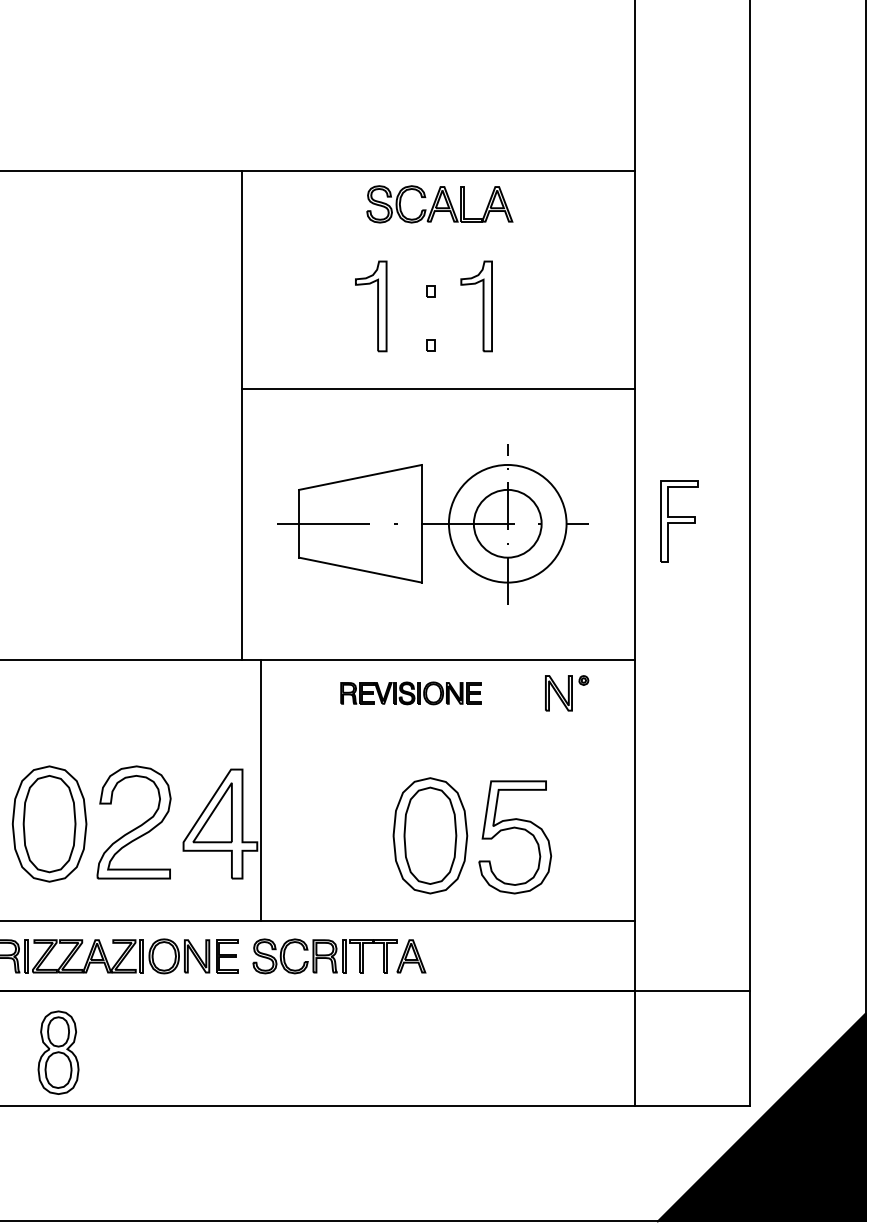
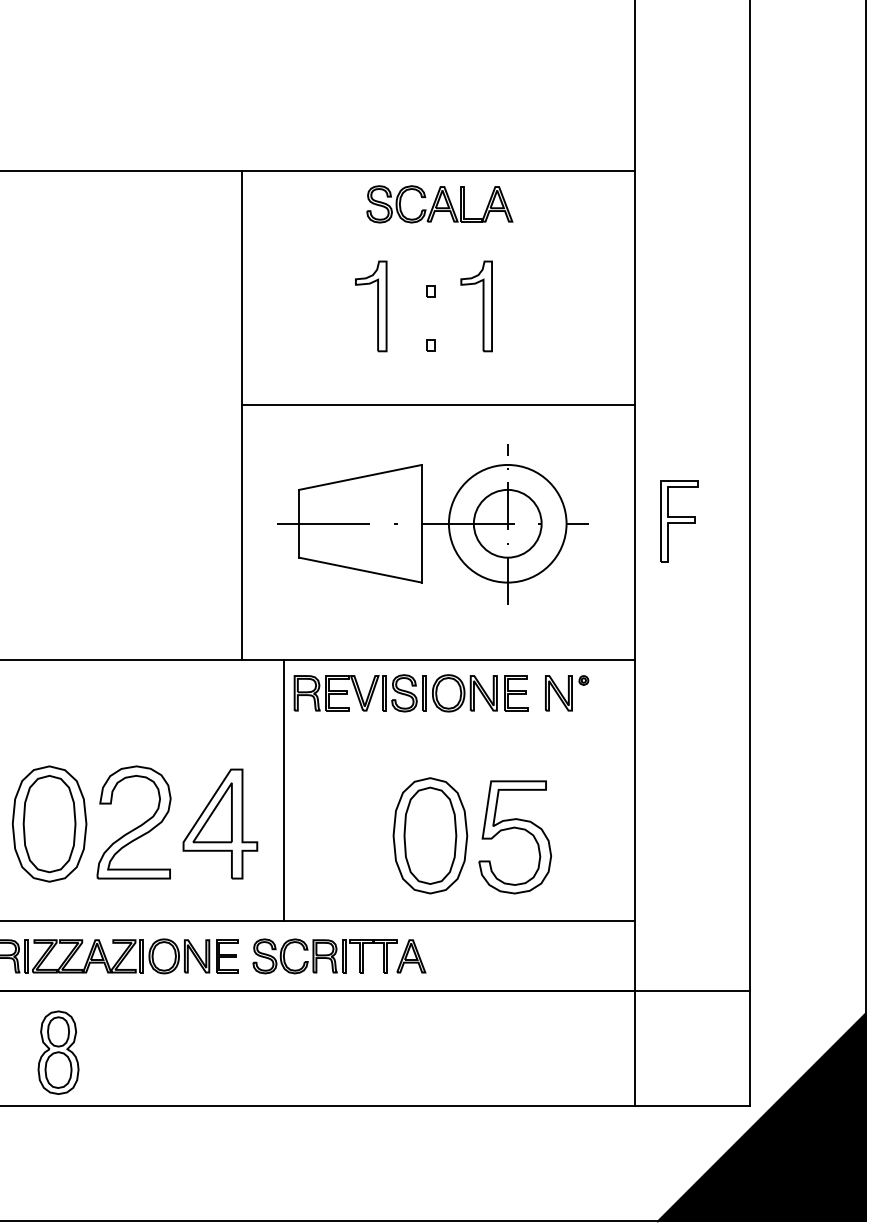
line position: (438, 388) -> (438, 404) (438, 404)
part size: 142x25 px -> 236x39 px (410, 693)
line position: (260, 790) -> (283, 790) (283, 790)
